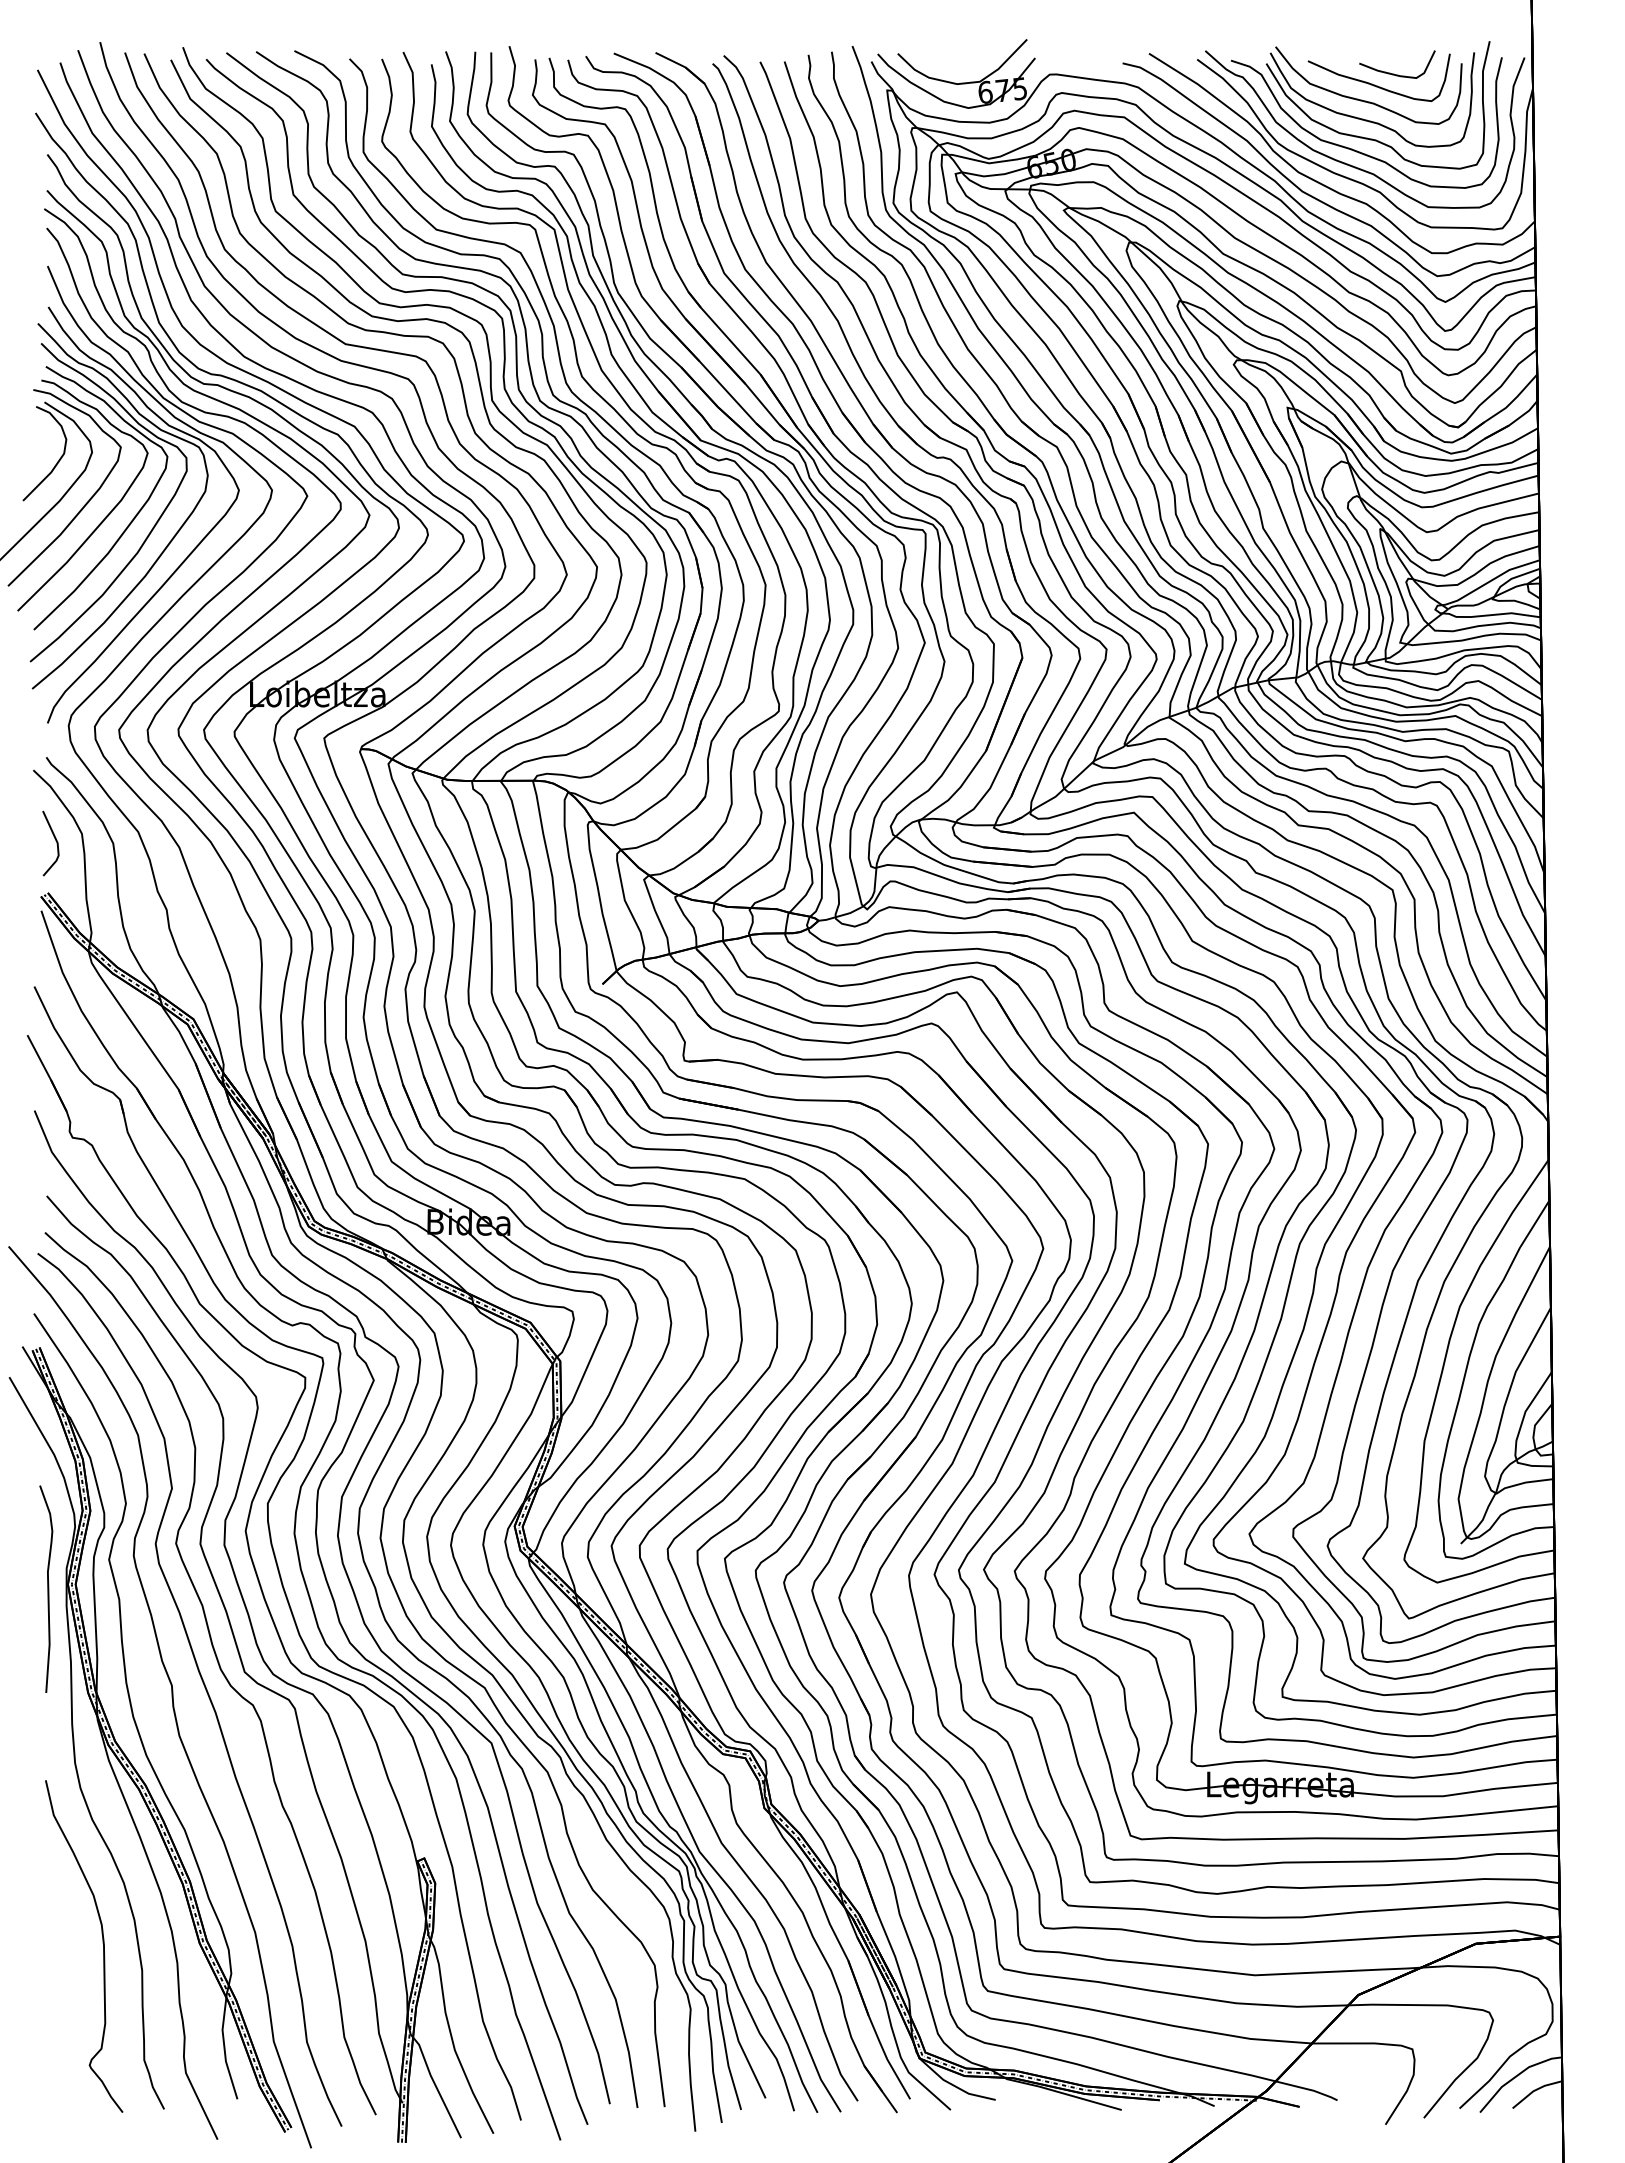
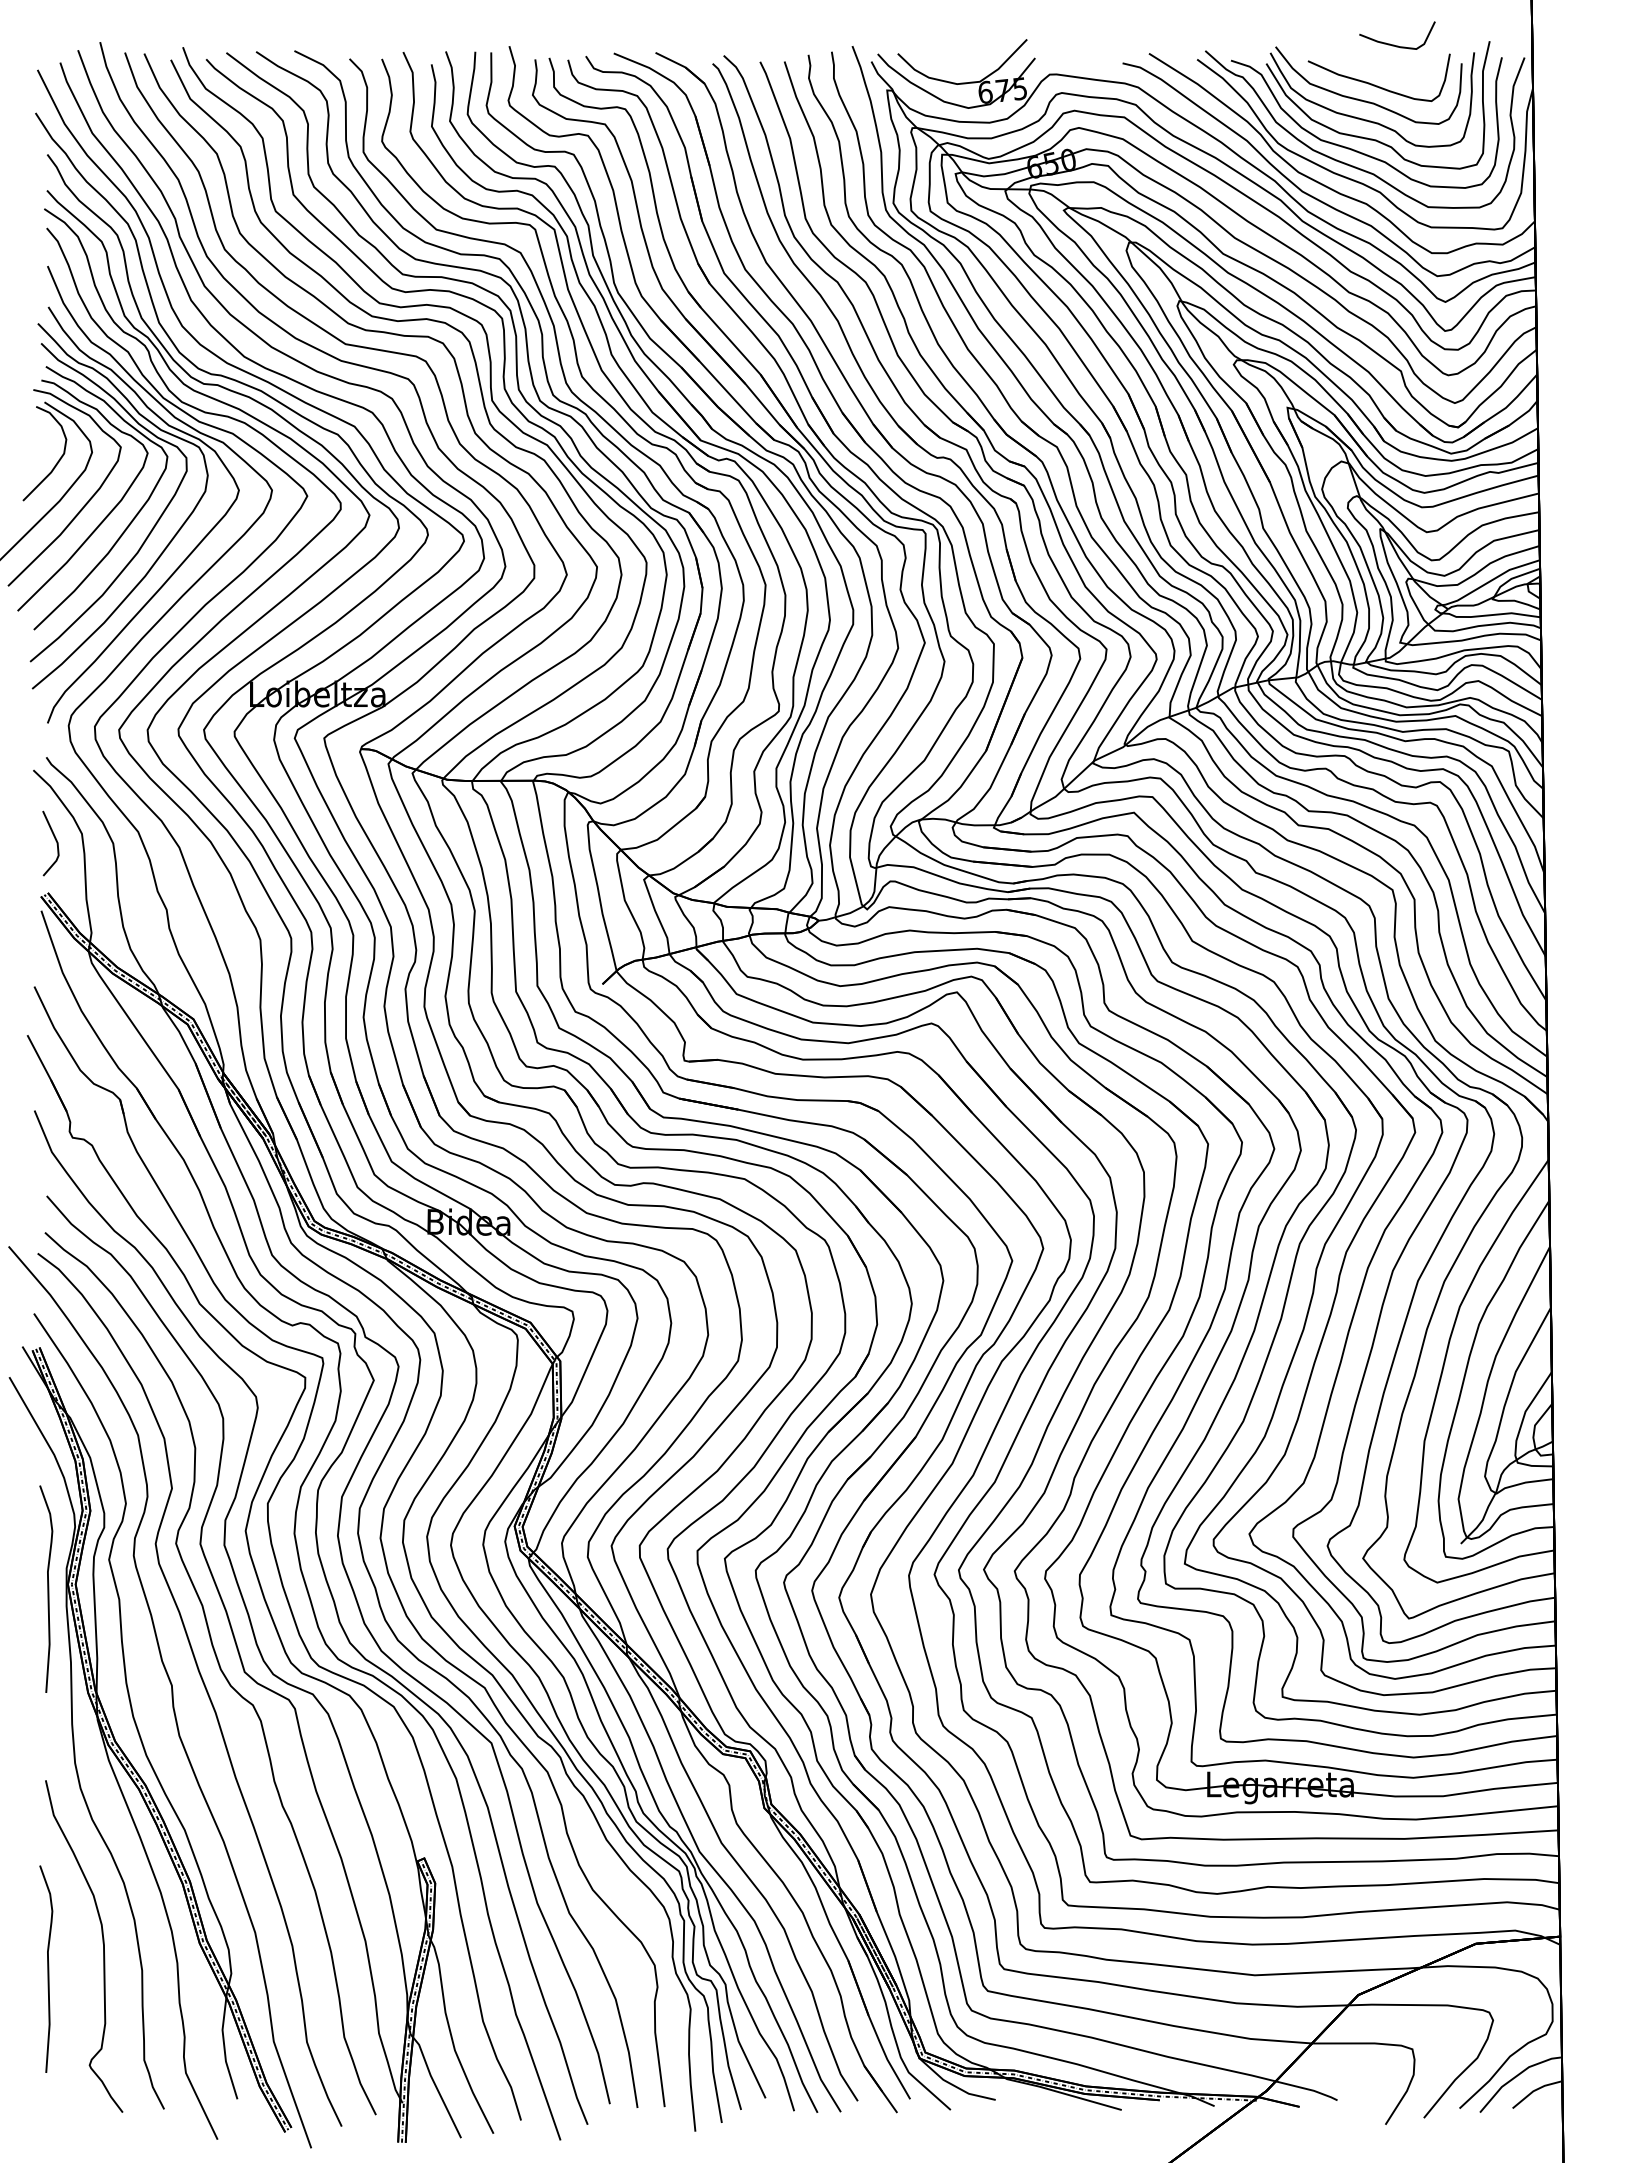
curve position: (1394, 73) -> (1394, 44) (1394, 44)
curve: none -> present (47, 1968)
